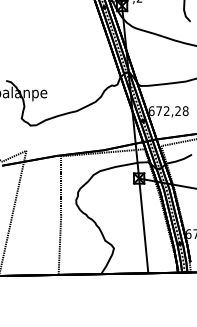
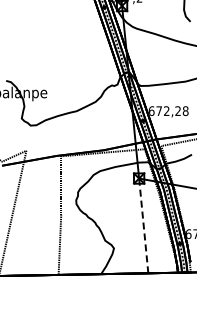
line: solid -> dashed (143, 225)
